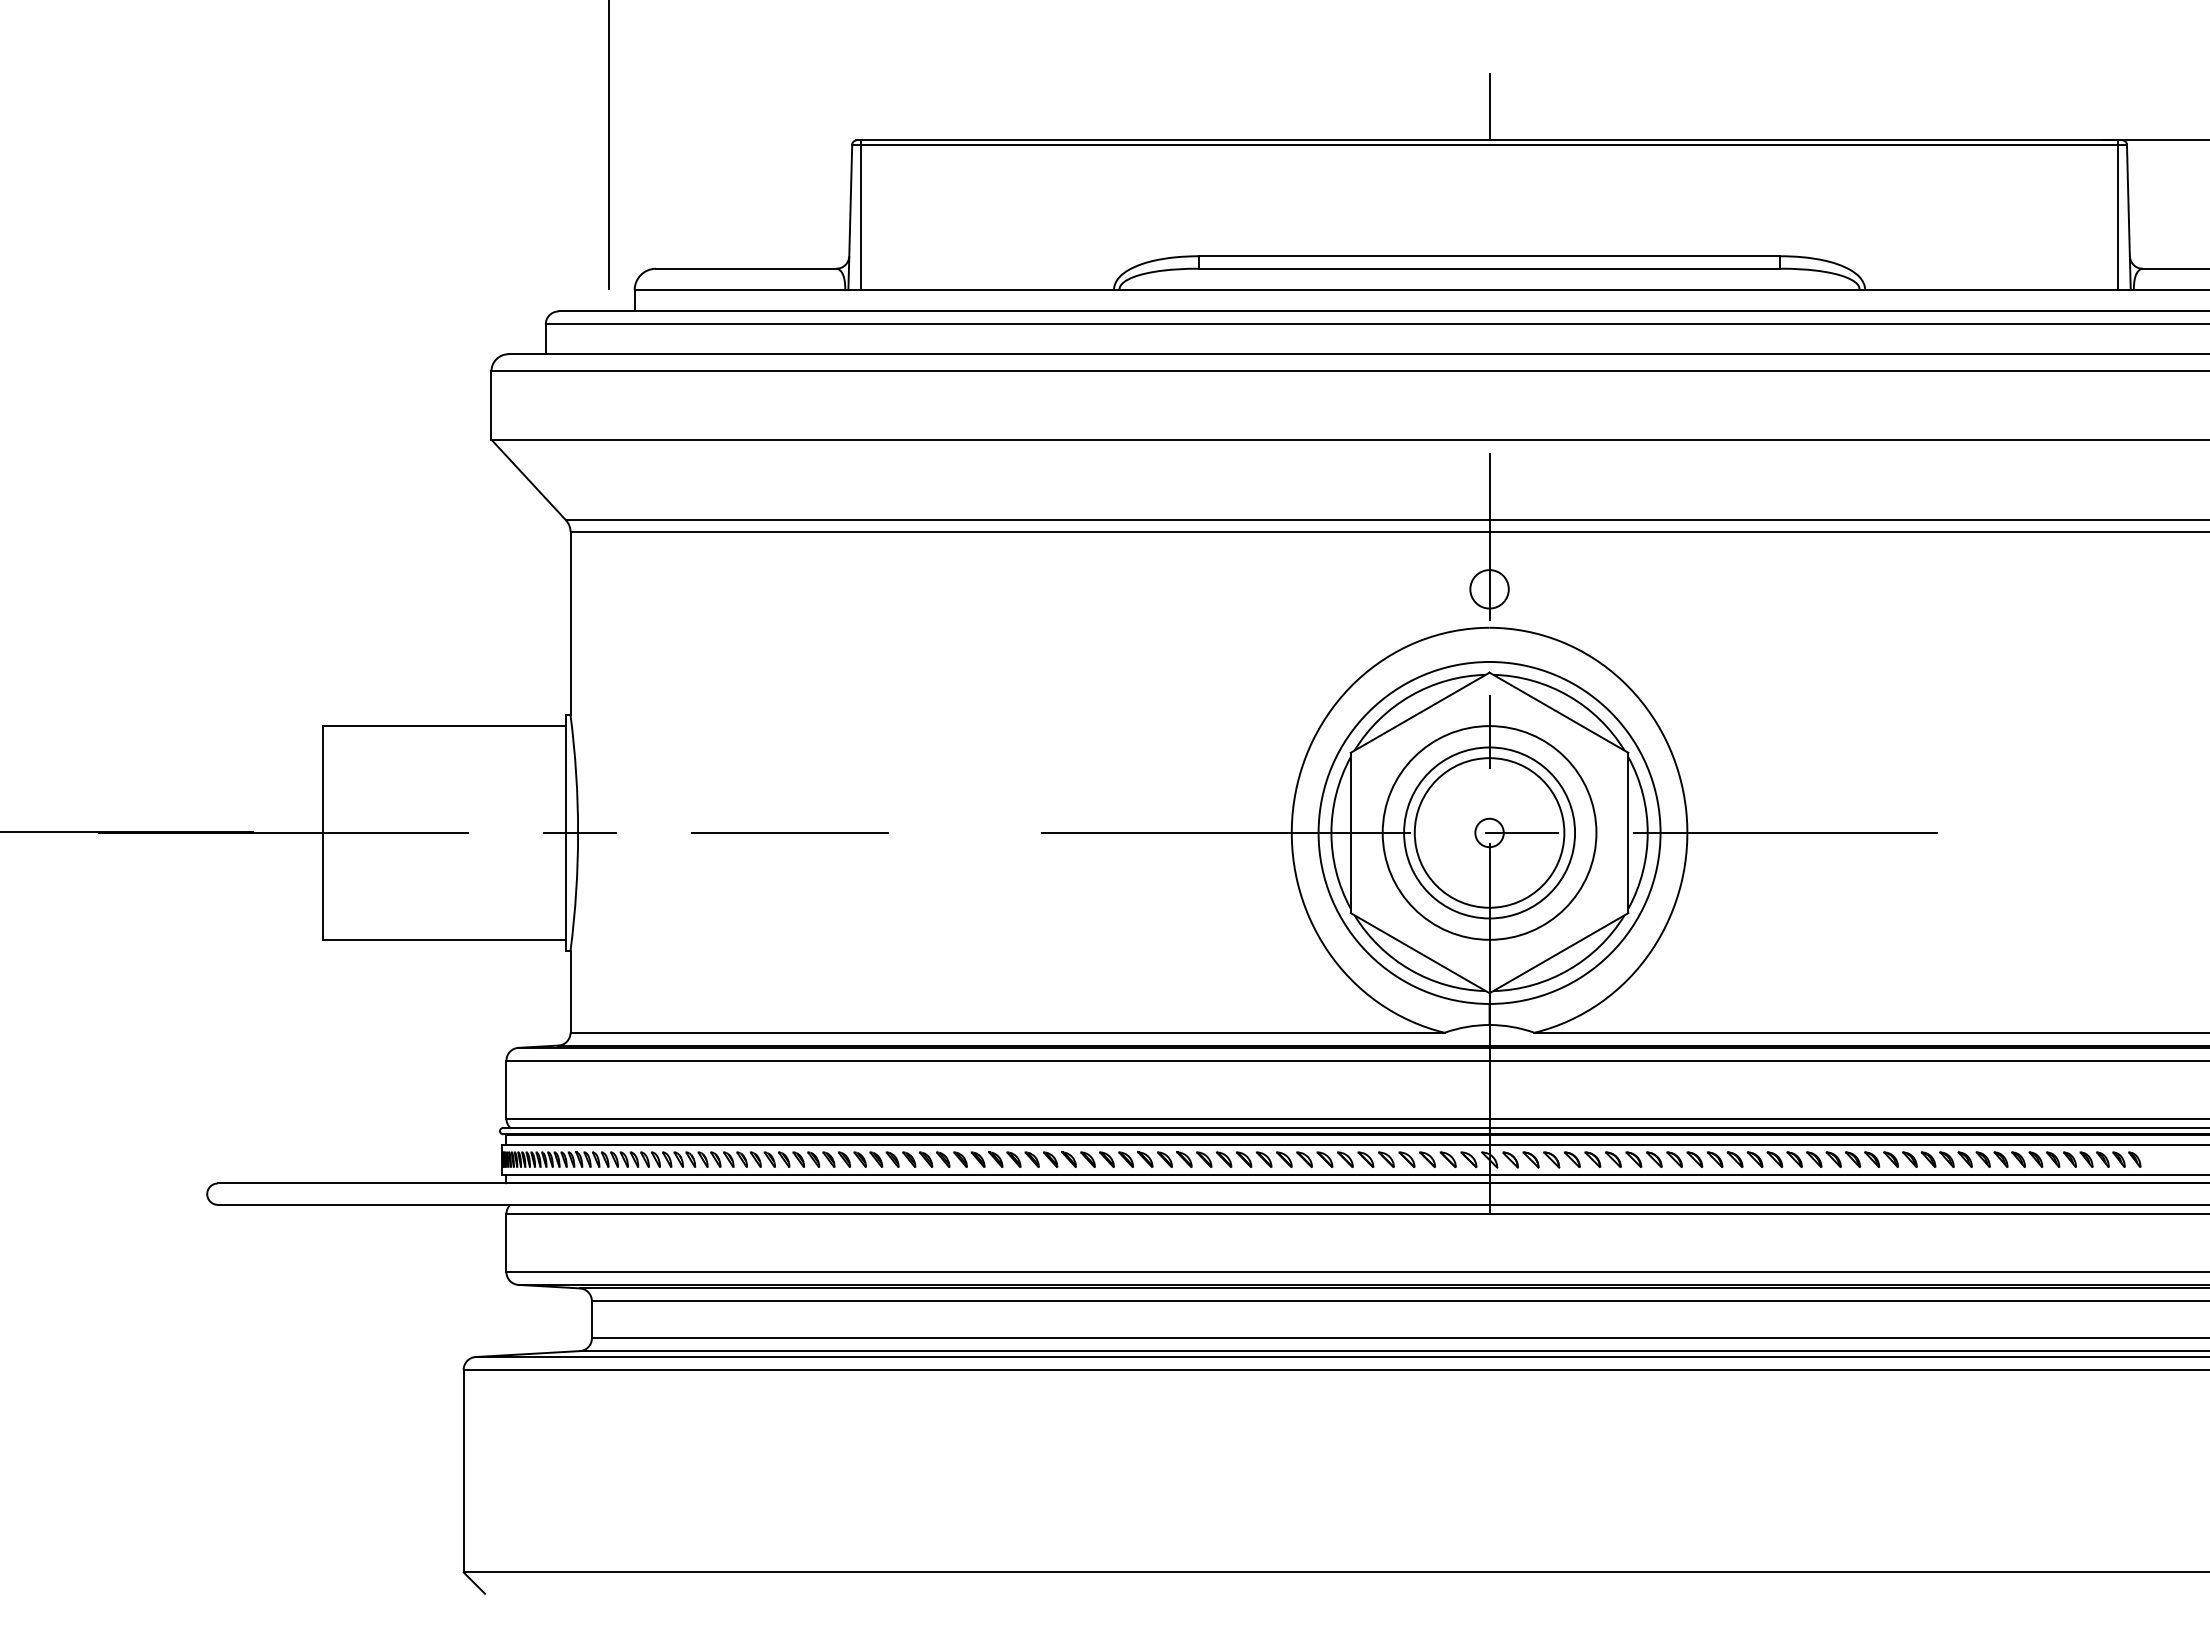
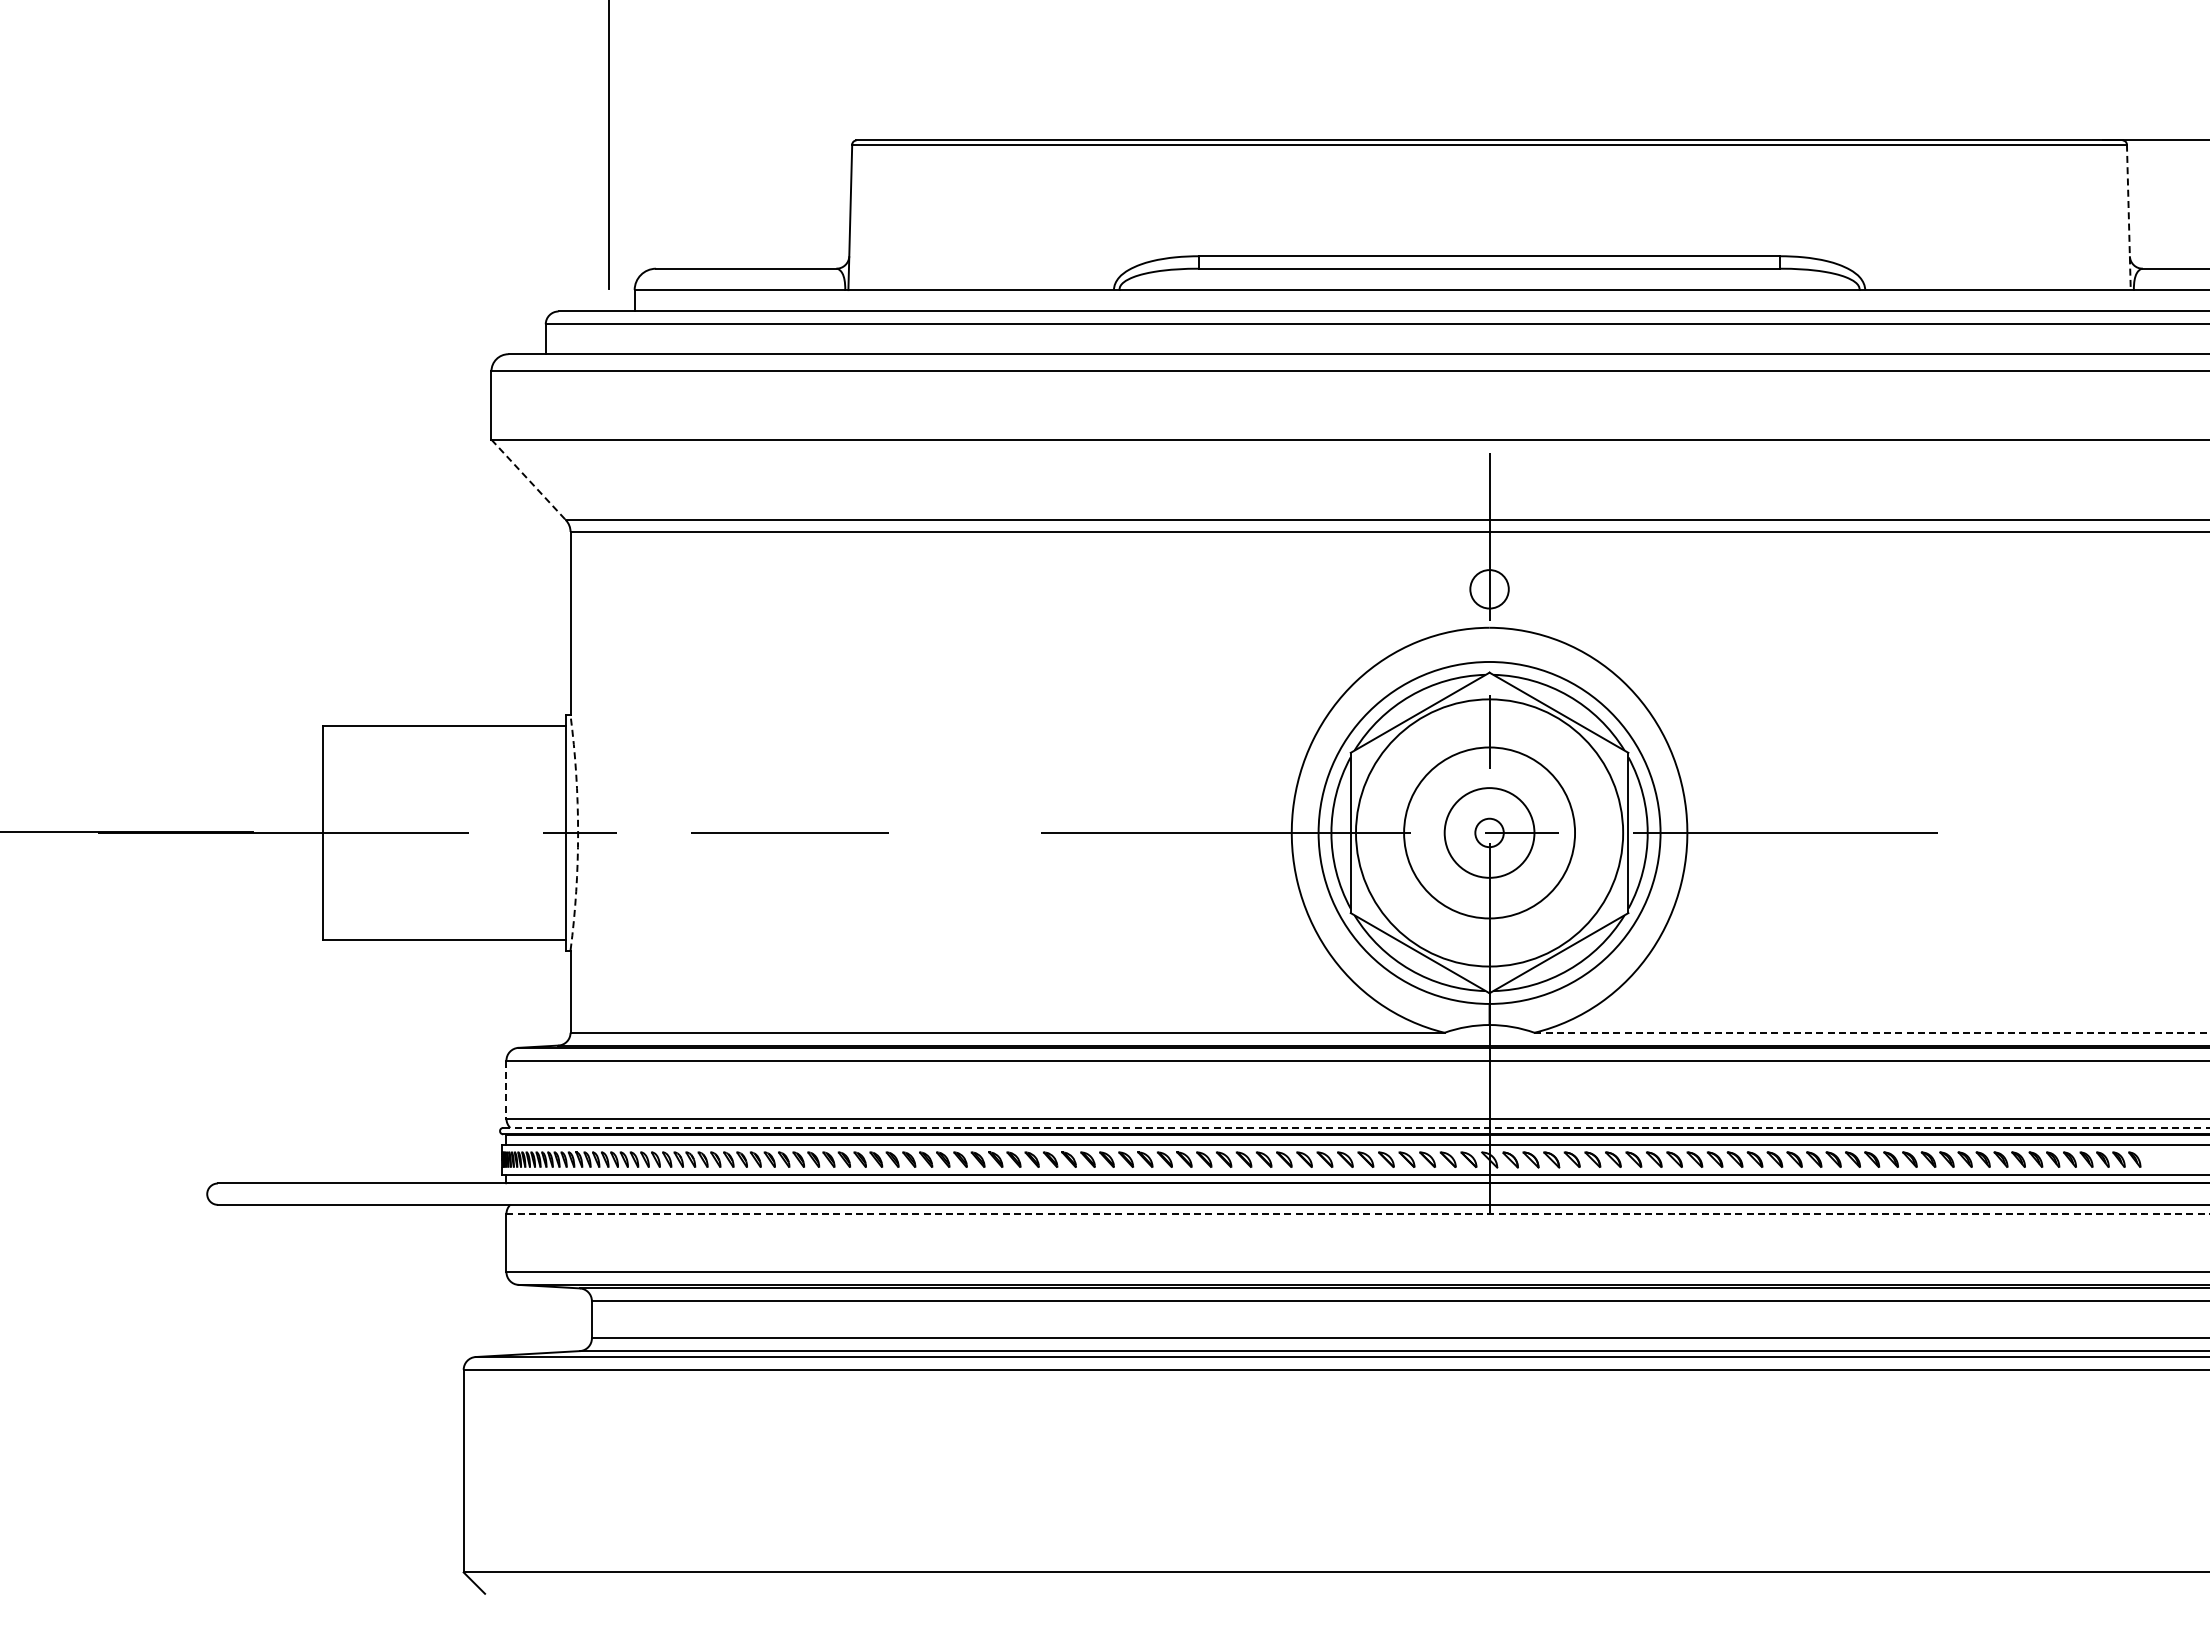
line: present -> none (1489, 106)
line: present -> none (861, 215)
line: present -> none (2117, 215)
line: solid -> dashed (2128, 217)
line: solid -> dashed (528, 480)
arc: solid -> dashed (578, 832)
circle diameter: 150 px -> 90 px (1489, 832)
circle diameter: 214 px -> 267 px (1489, 832)
line: solid -> dashed (1872, 1032)
line: solid -> dashed (506, 1090)
line: solid -> dashed (1357, 1127)
line: solid -> dashed (1358, 1214)
